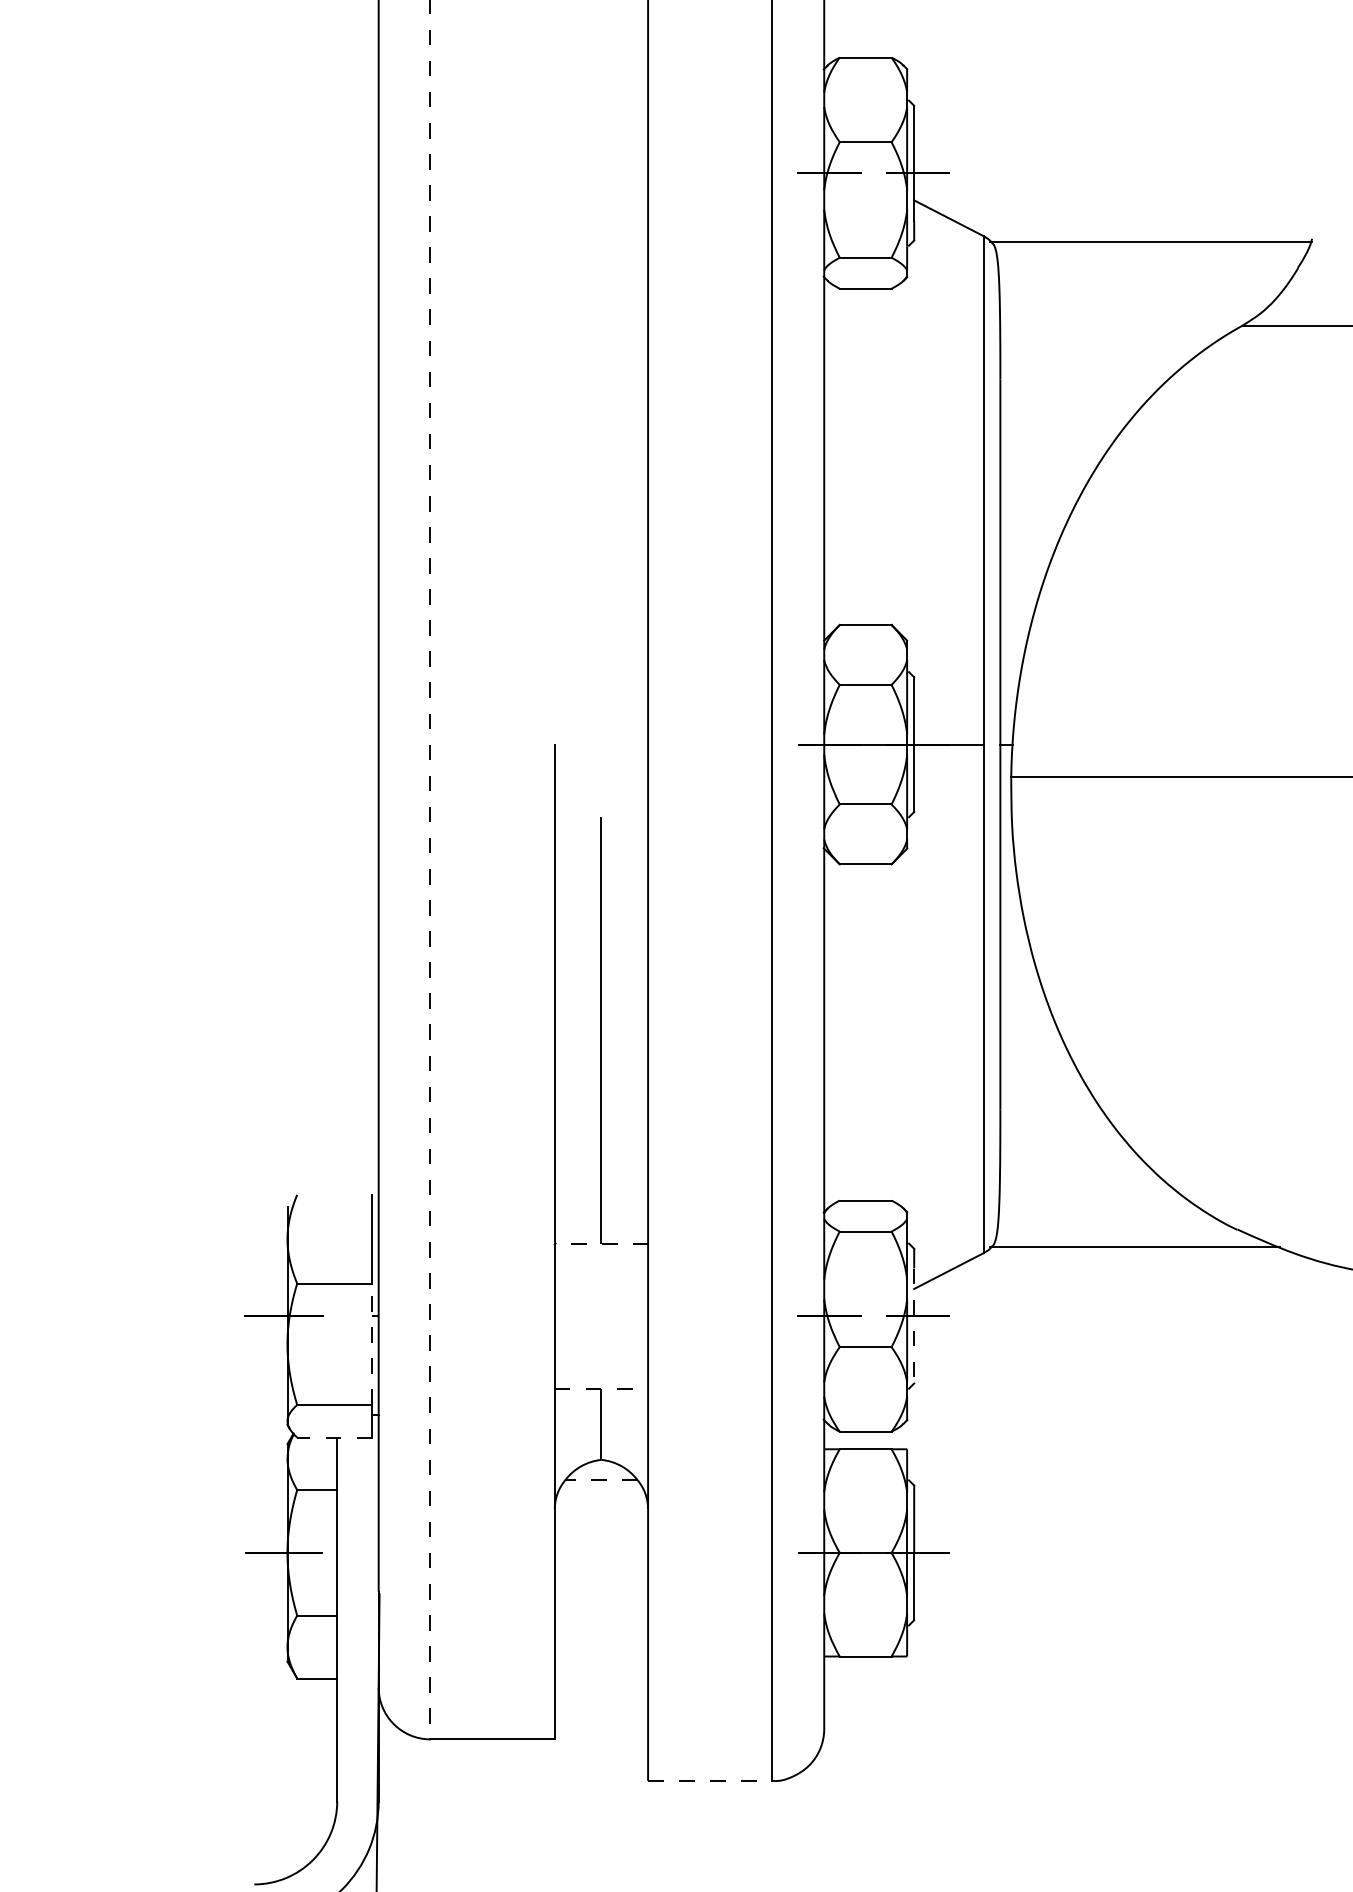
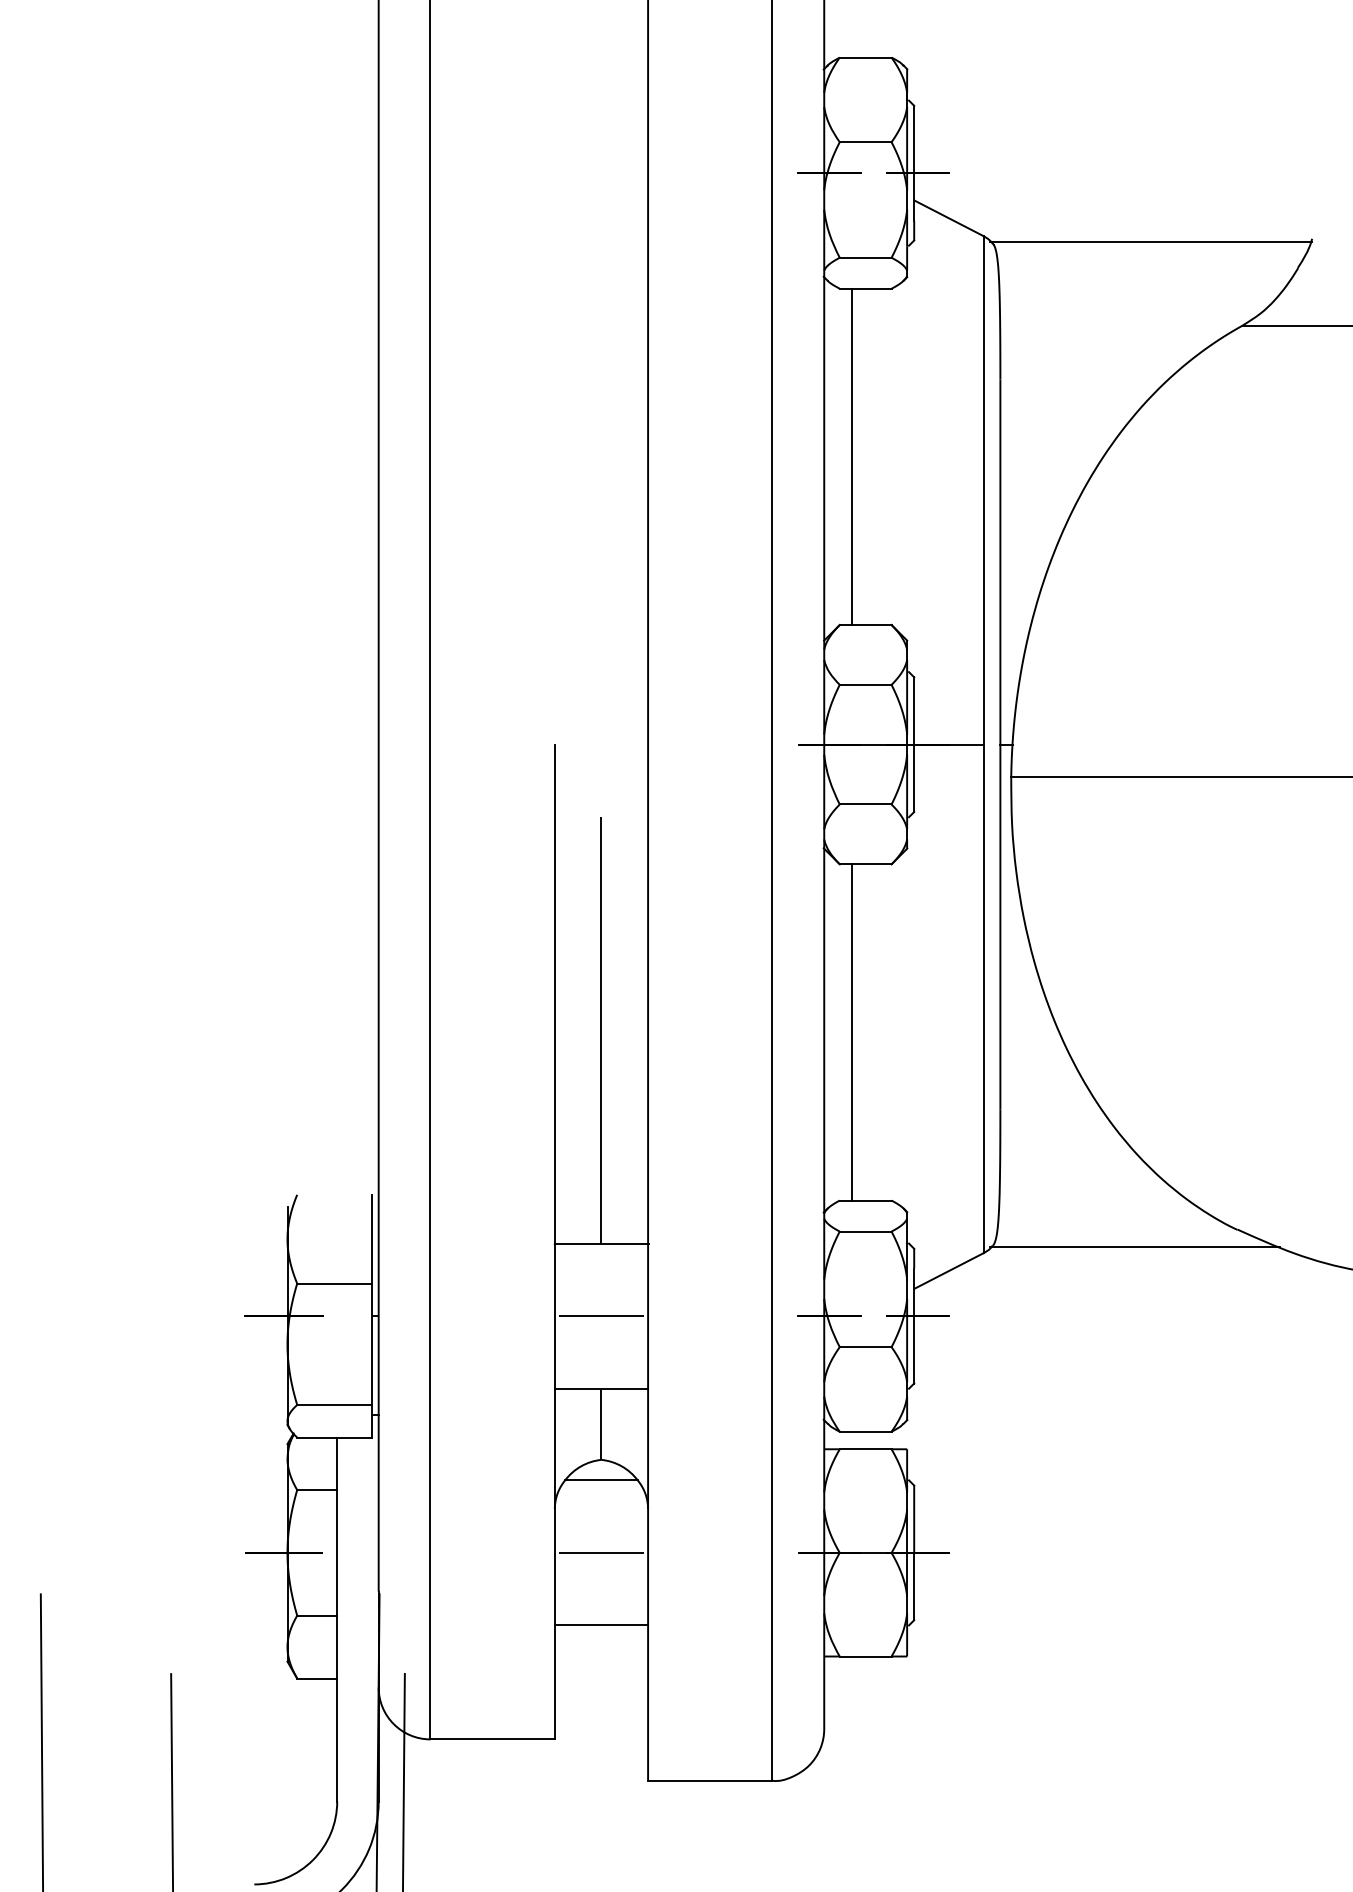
line: none -> present (852, 456)
line: dashed -> solid (430, 870)
line: none -> present (852, 1032)
line: dashed -> solid (601, 1243)
line: none -> present (601, 1316)
line: dashed -> solid (914, 1326)
line: dashed -> solid (372, 1344)
line: dashed -> solid (601, 1388)
line: dashed -> solid (334, 1437)
line: dashed -> solid (600, 1480)
line: none -> present (601, 1552)
line: none -> present (601, 1625)
line: none -> present (41, 1740)
line: none -> present (172, 1780)
line: none -> present (403, 1780)
line: dashed -> solid (710, 1780)
